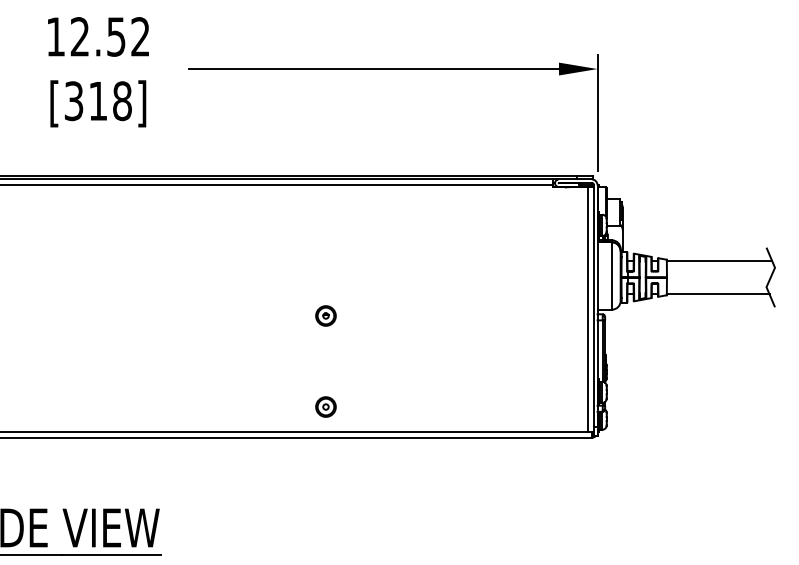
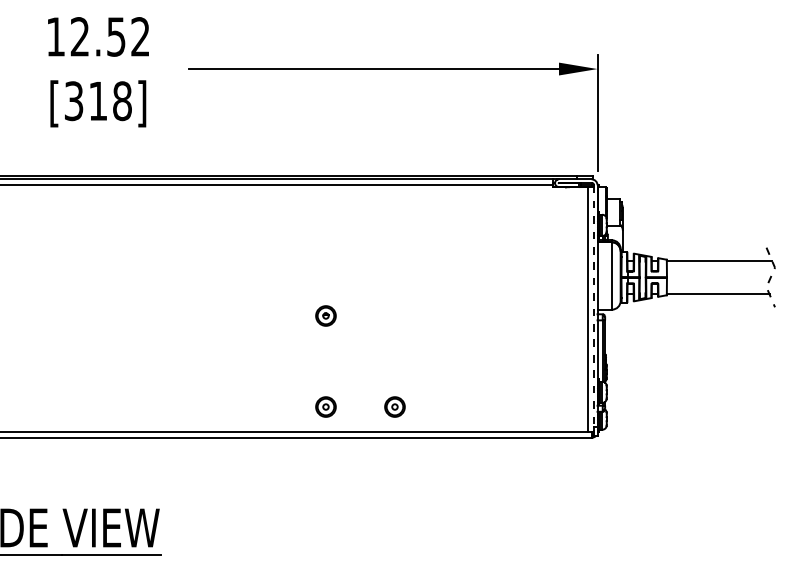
line: solid -> dashed (770, 277)
line: solid -> dashed (593, 306)
part: none -> present (394, 406)
